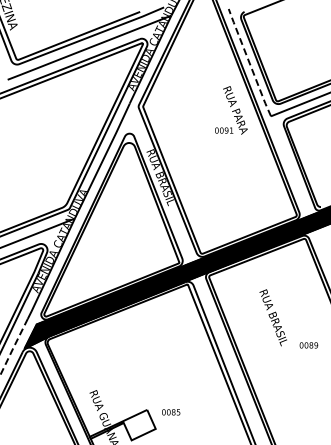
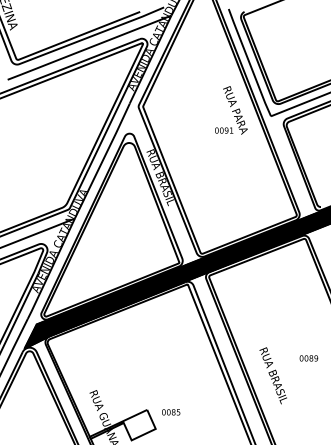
line: dashed -> solid (249, 62)
text position: (272, 317) -> (272, 375) (272, 375)
text position: (308, 345) -> (308, 358) (308, 358)
line: dashed -> solid (13, 347)
